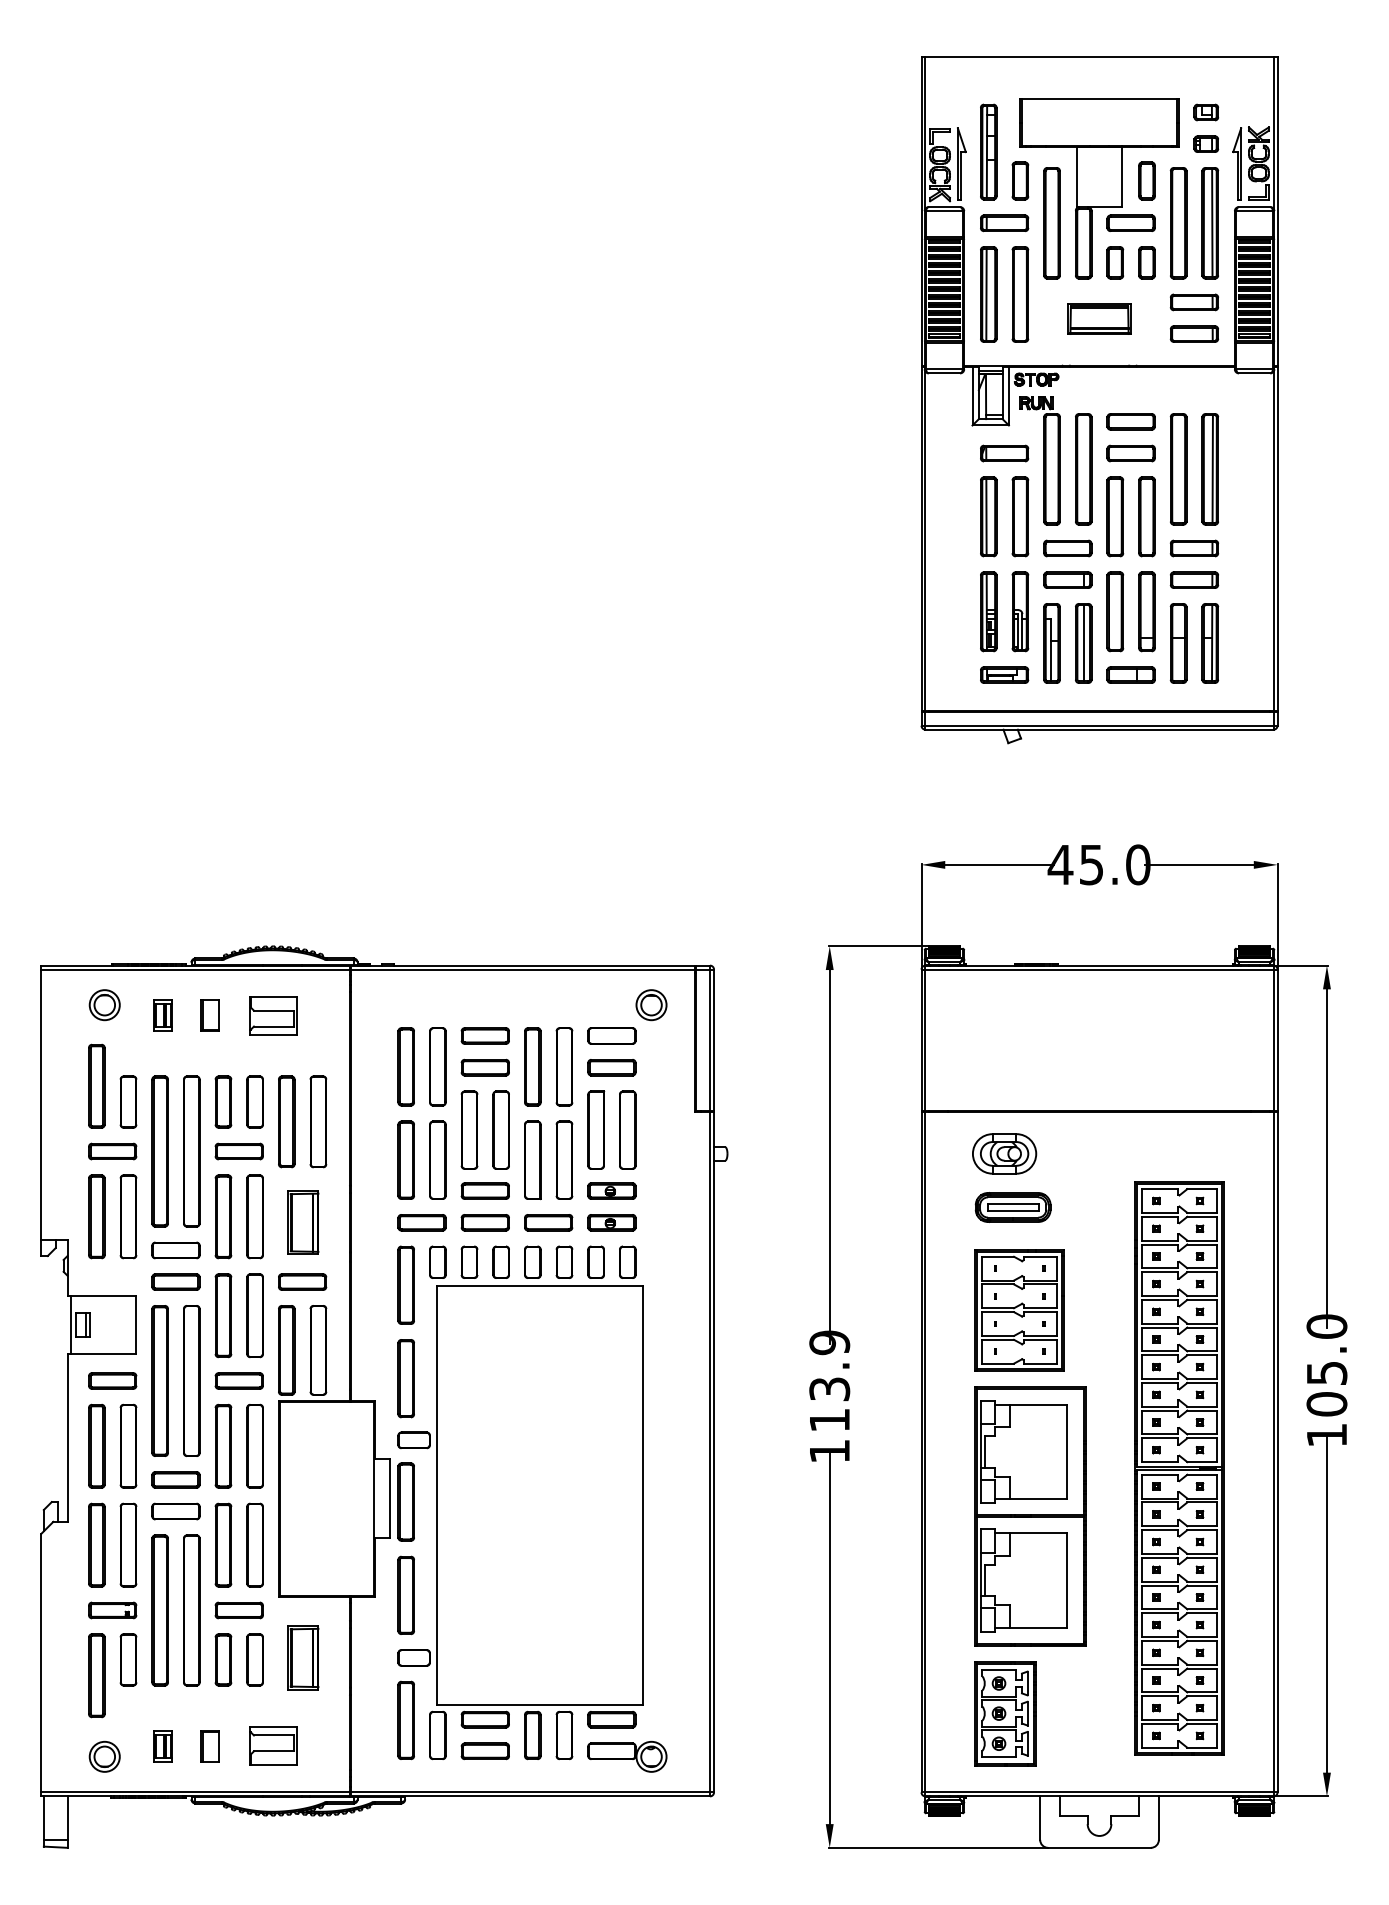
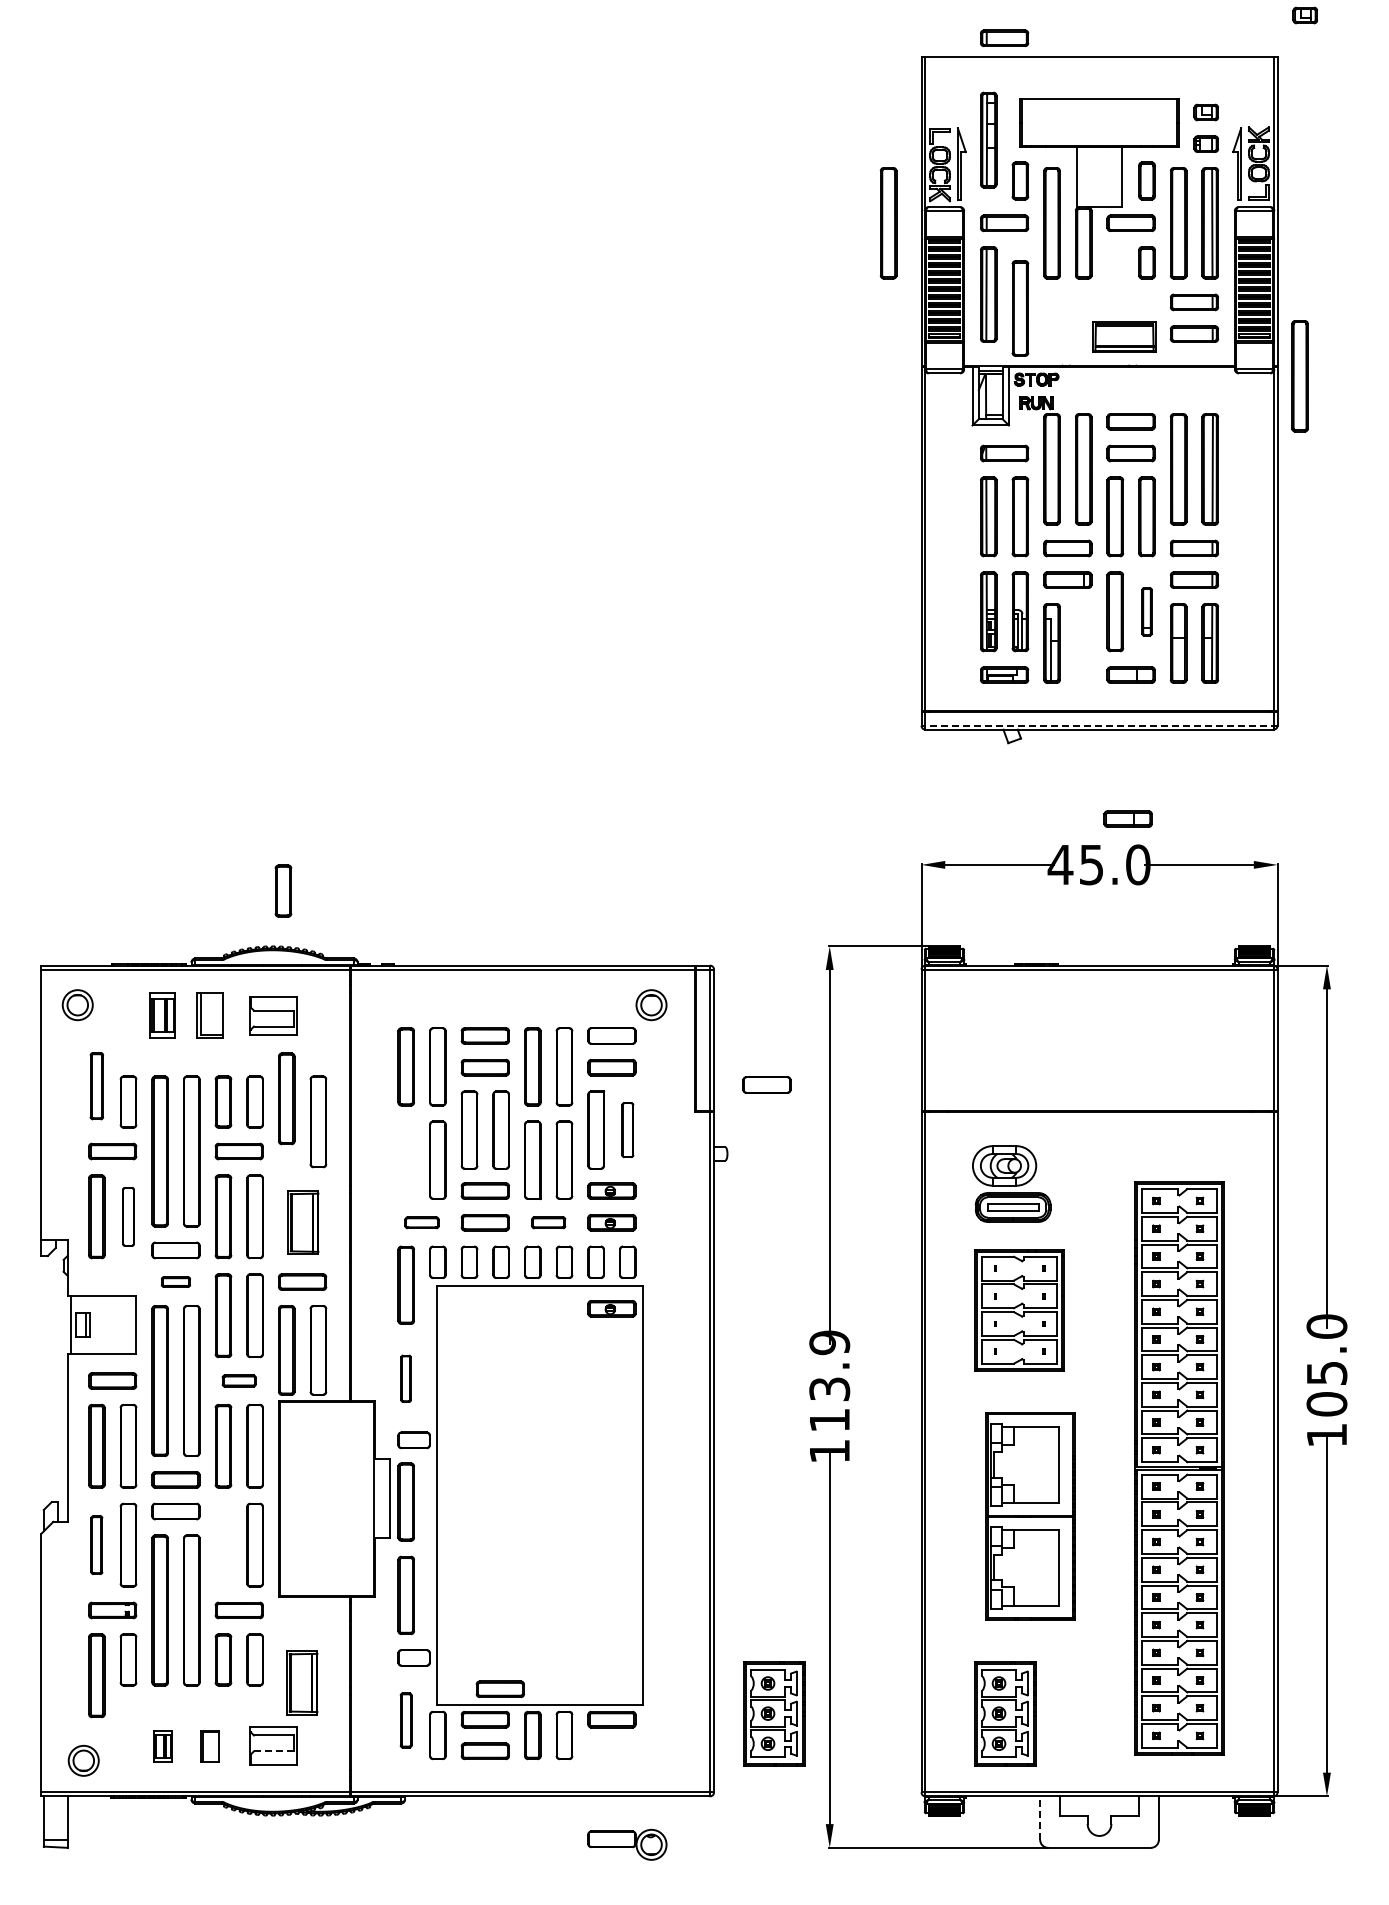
part: none -> present (1304, 15)
part: none -> present (1004, 38)
part position: (988, 151) -> (988, 139) (988, 139)
part: none -> present (888, 223)
part: present -> none (1115, 262)
part position: (1020, 294) -> (1020, 308) (1020, 308)
part position: (1099, 318) -> (1124, 336) (1124, 336)
part: none -> present (1299, 376)
part size: 18x82 px -> 12x50 px (1146, 611)
part: present -> none (1083, 643)
line: solid -> dashed (1099, 725)
part: none -> present (1127, 818)
part: none -> present (283, 890)
part position: (104, 1005) -> (77, 1005) (77, 1005)
part size: 20x33 px -> 27x47 px (162, 1015)
part size: 20x33 px -> 28x47 px (209, 1015)
part: none -> present (766, 1084)
part size: 18x86 px -> 16x69 px (96, 1086)
part position: (286, 1121) -> (286, 1098) (286, 1098)
part size: 18x80 px -> 14x57 px (627, 1130)
part position: (1004, 1153) -> (1004, 1165) (1004, 1165)
part: present -> none (405, 1159)
part size: 19x86 px -> 13x60 px (128, 1216)
part size: 50x18 px -> 36x14 px (421, 1222)
part size: 50x18 px -> 36x14 px (548, 1222)
part size: 50x18 px -> 32x12 px (175, 1281)
part: none -> present (611, 1308)
part size: 18x80 px -> 12x49 px (405, 1378)
part size: 50x18 px -> 36x14 px (238, 1380)
part size: 113x261 px -> 91x209 px (1030, 1516)
part size: 18x86 px -> 14x60 px (96, 1544)
part: present -> none (223, 1544)
part position: (303, 1657) -> (302, 1682) (302, 1682)
part: none -> present (499, 1689)
part: none -> present (774, 1713)
part size: 18x81 px -> 14x57 px (405, 1720)
line: solid -> dashed (273, 1751)
part position: (104, 1756) -> (83, 1760) (83, 1760)
part position: (627, 1756) -> (627, 1844) (627, 1844)
line: solid -> dashed (1040, 1818)
